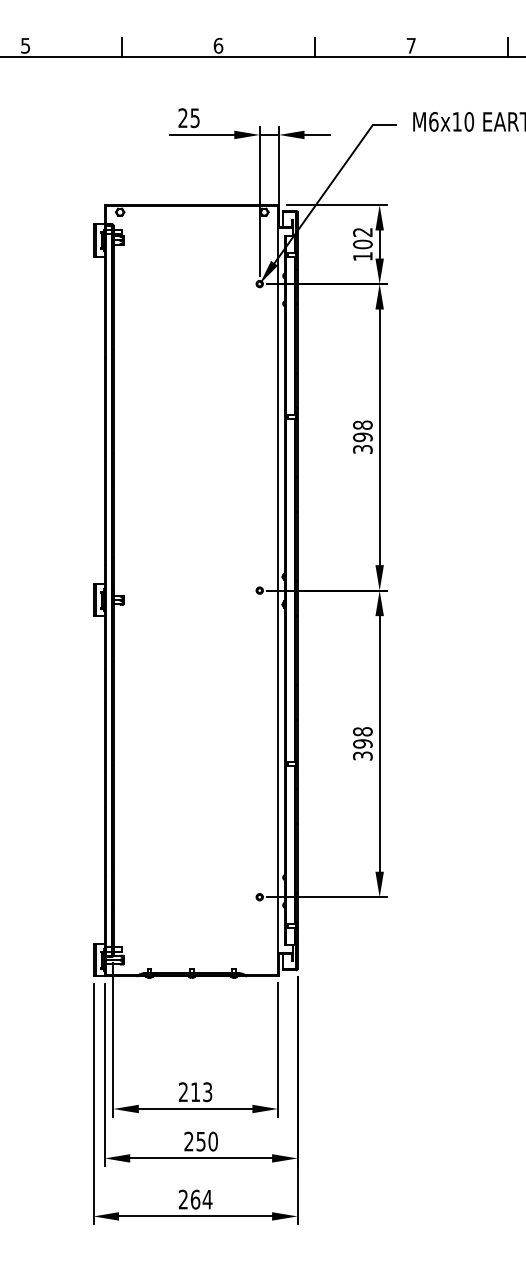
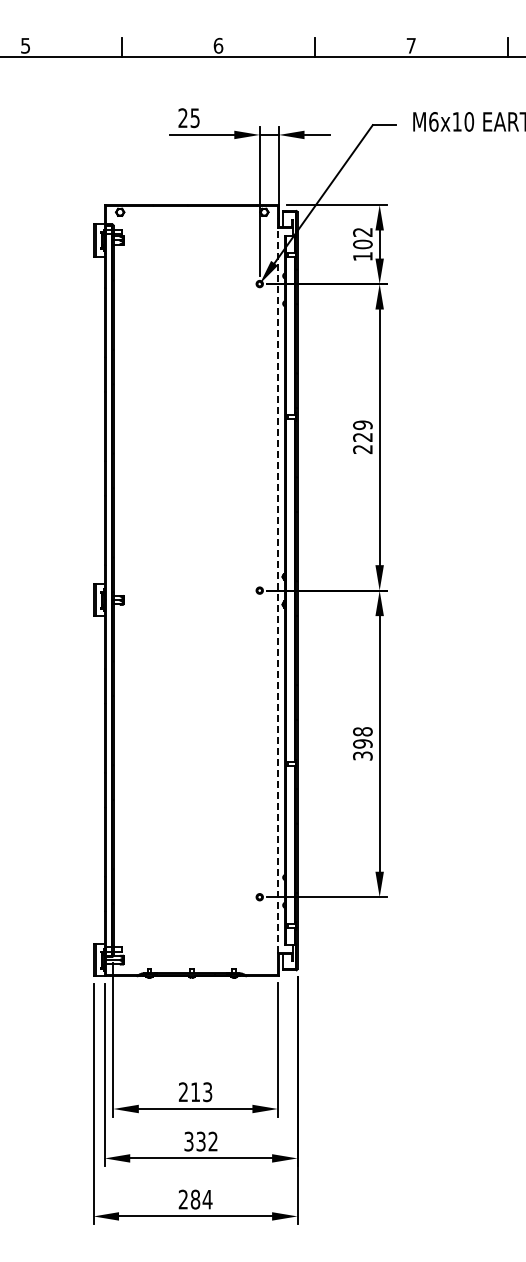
text: 398 -> 229 (362, 436)
line: solid -> dashed (277, 590)
text: 250 -> 332 (200, 1141)
text: 264 -> 284 (195, 1199)
